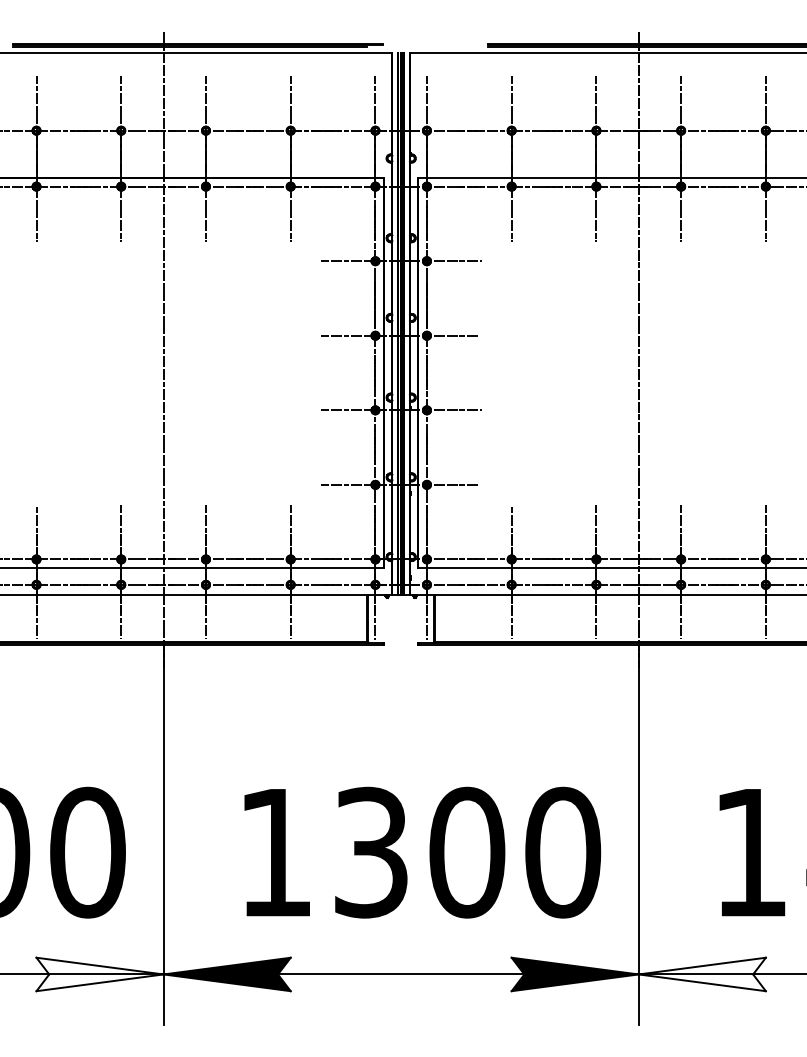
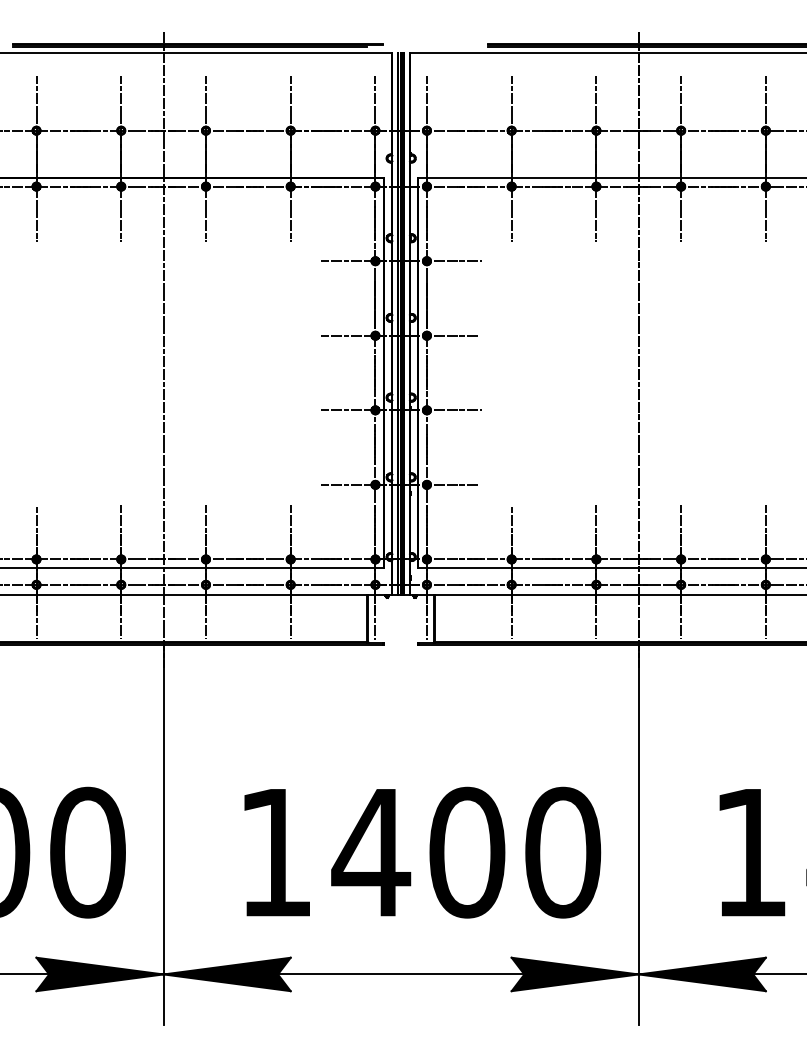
text: 1300 -> 1400 (371, 852)
fill: none -> present (99, 974)
fill: none -> present (701, 974)
